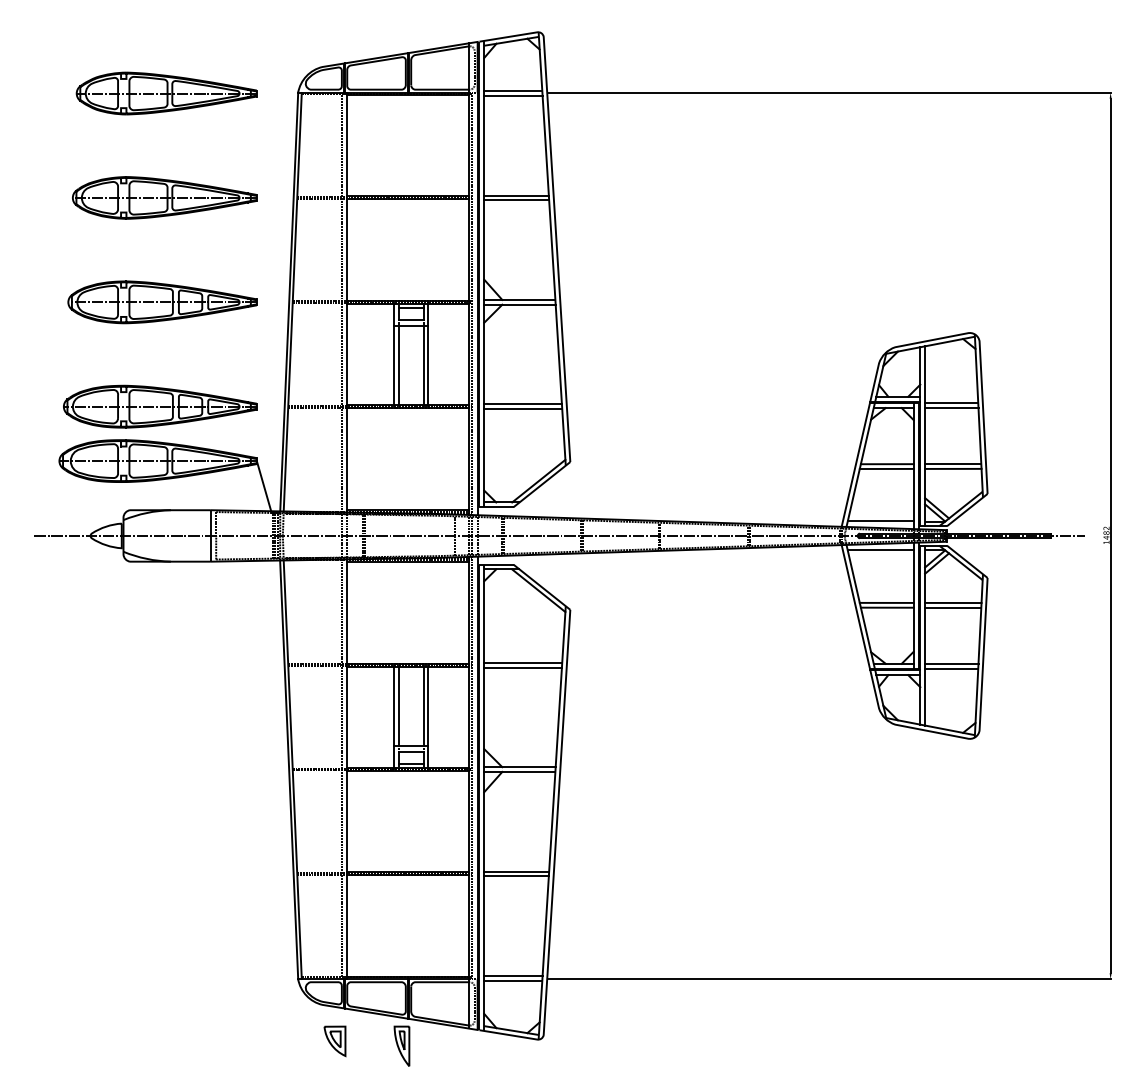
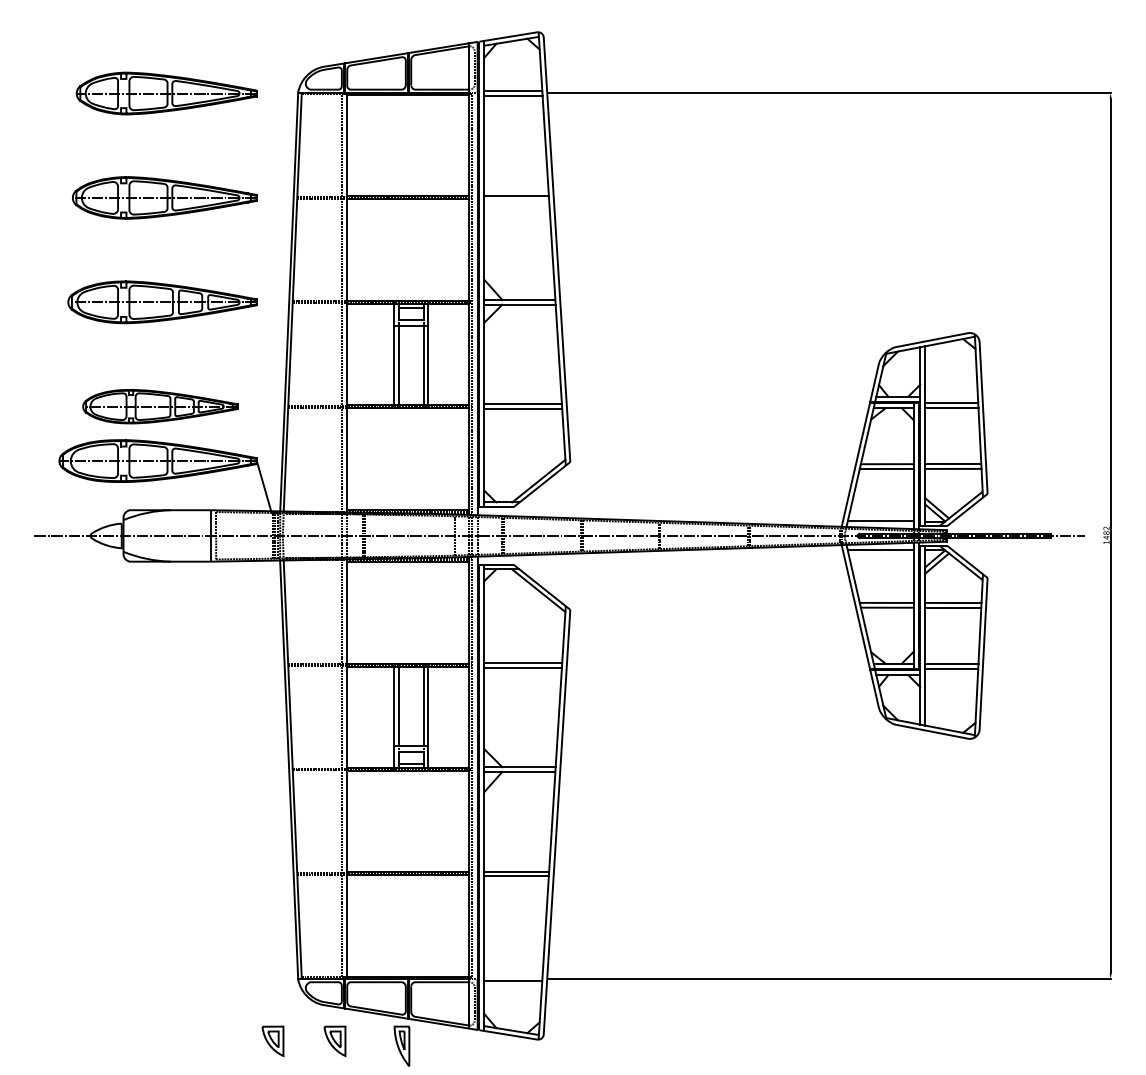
line: present -> none (516, 200)
part size: 195x45 px -> 157x36 px (160, 406)
line: present -> none (513, 975)
part: none -> present (272, 1041)
